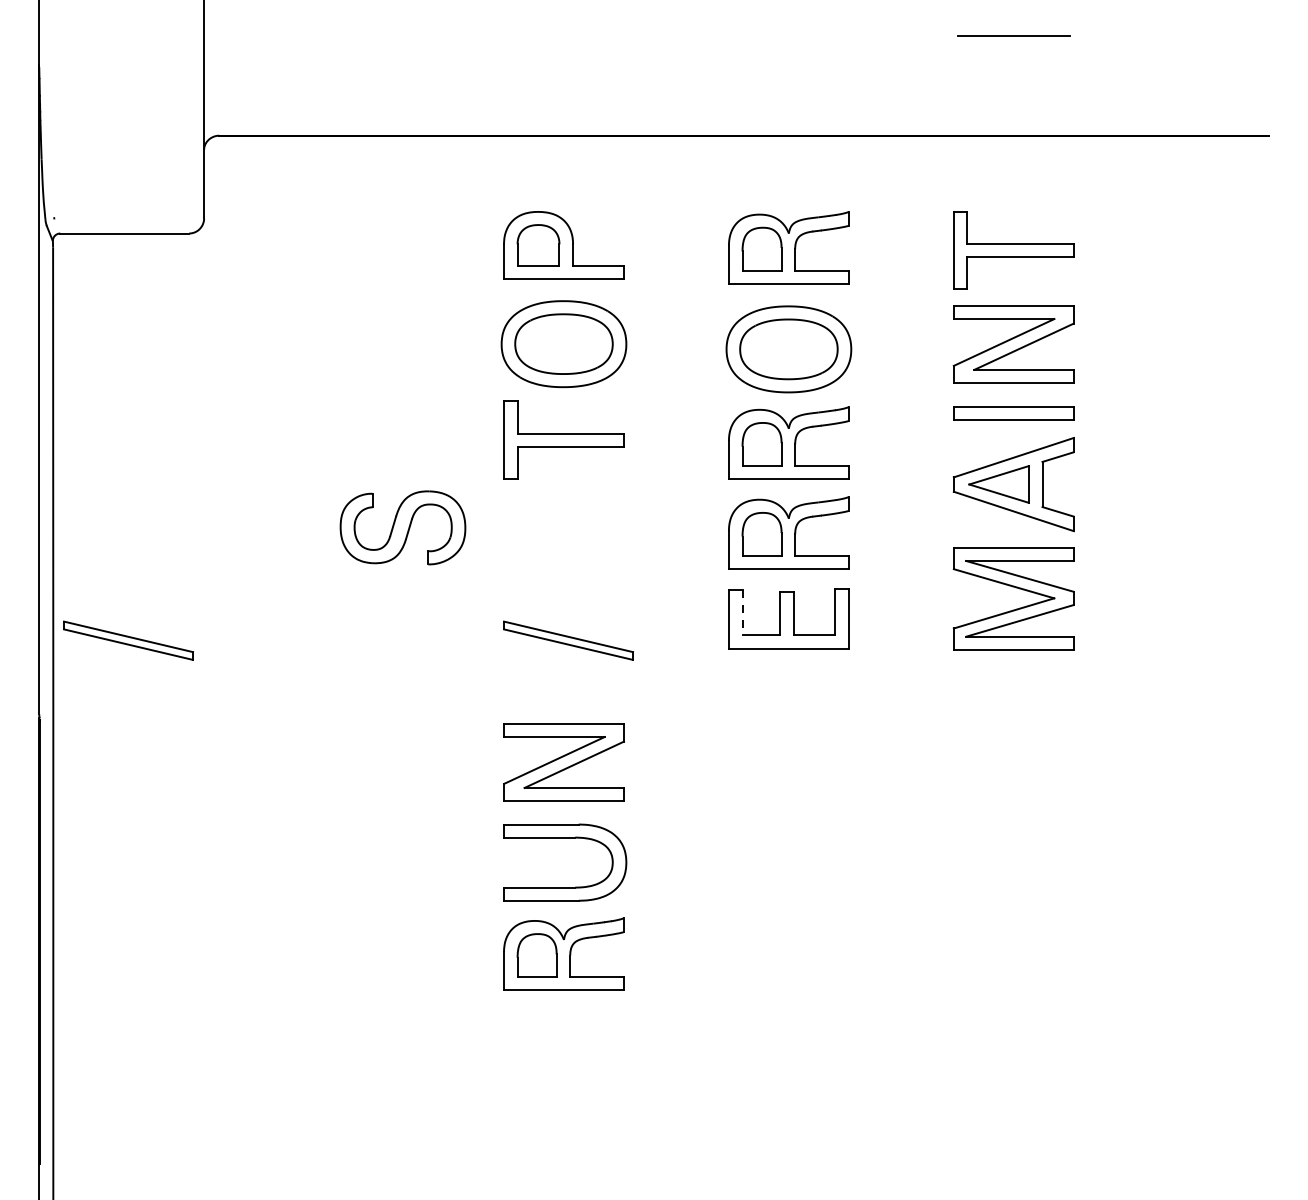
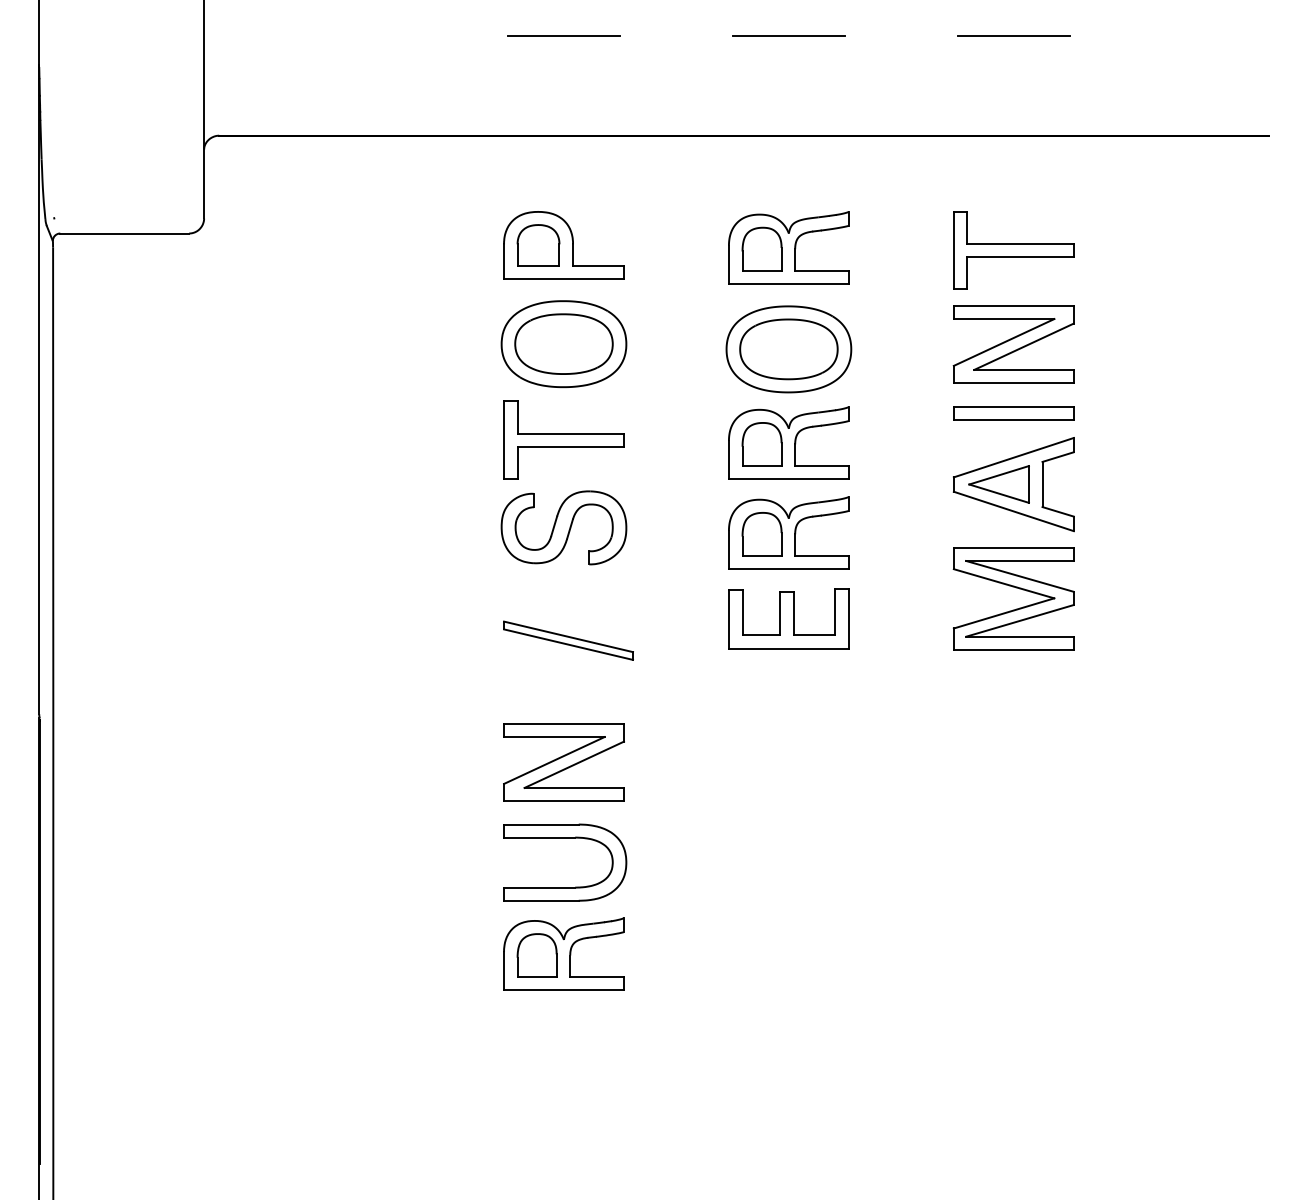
line: none -> present (563, 35)
line: none -> present (788, 35)
part position: (402, 527) -> (563, 527) (563, 527)
line: dashed -> solid (742, 612)
part: present -> none (128, 640)
